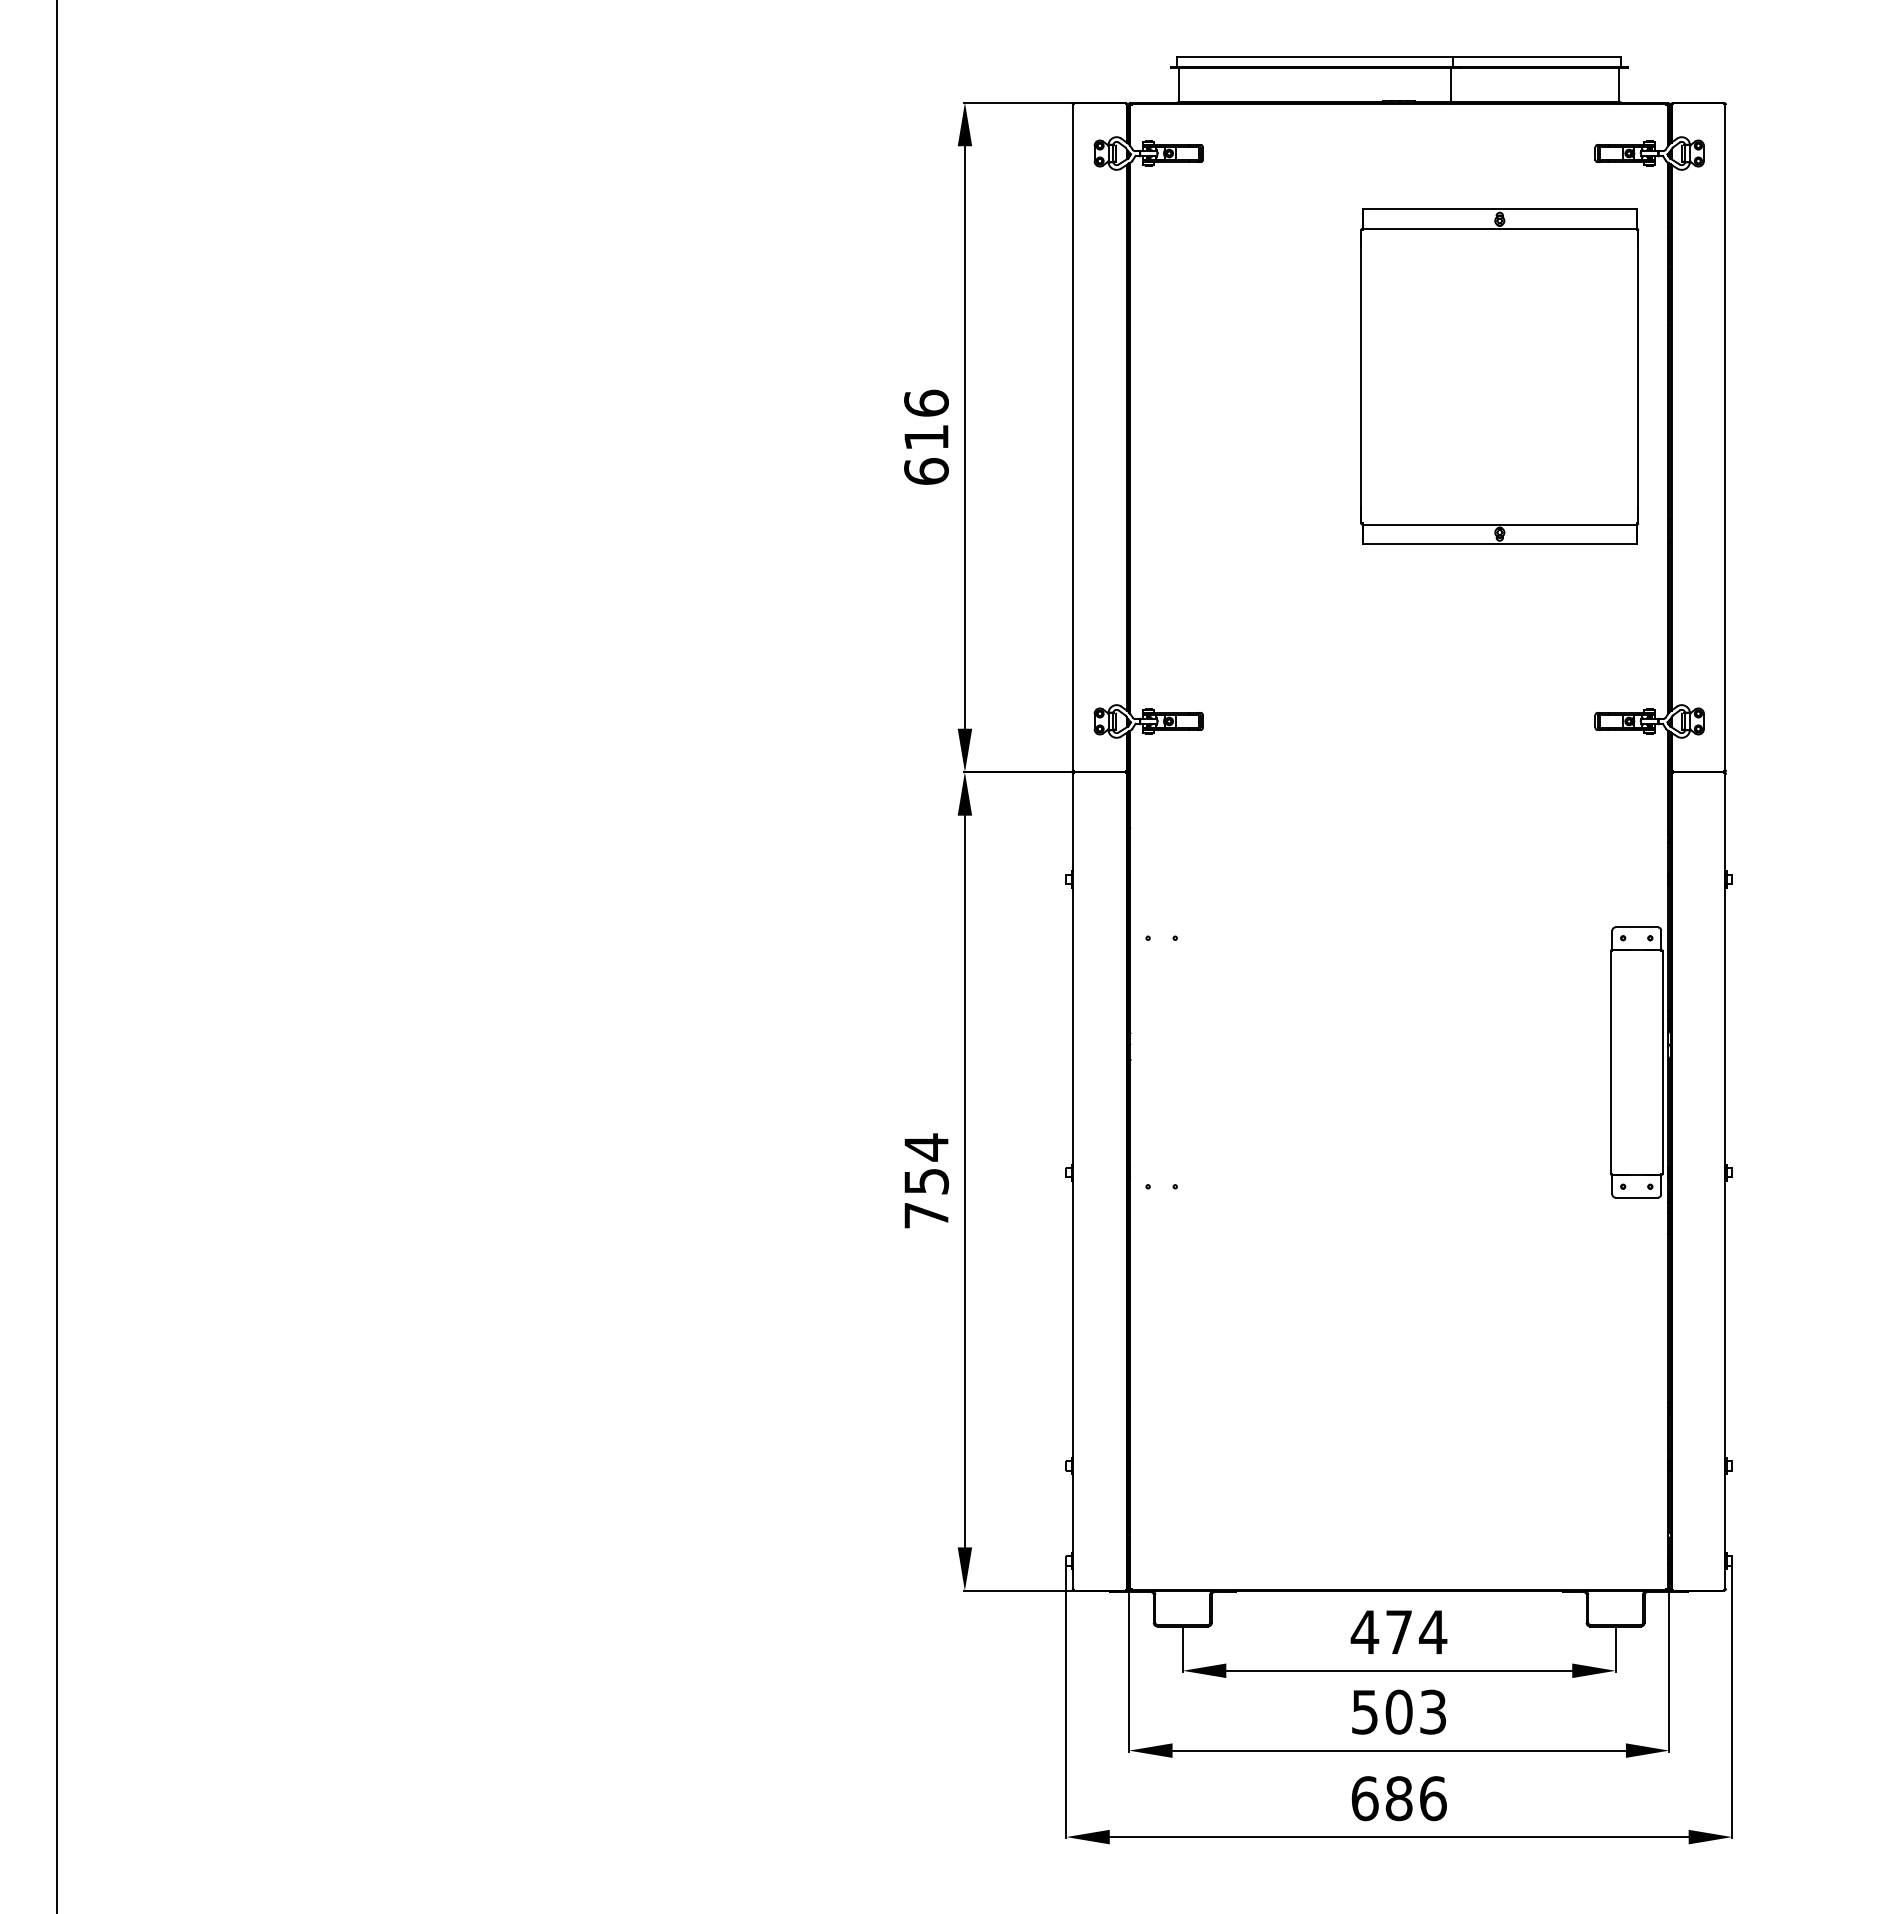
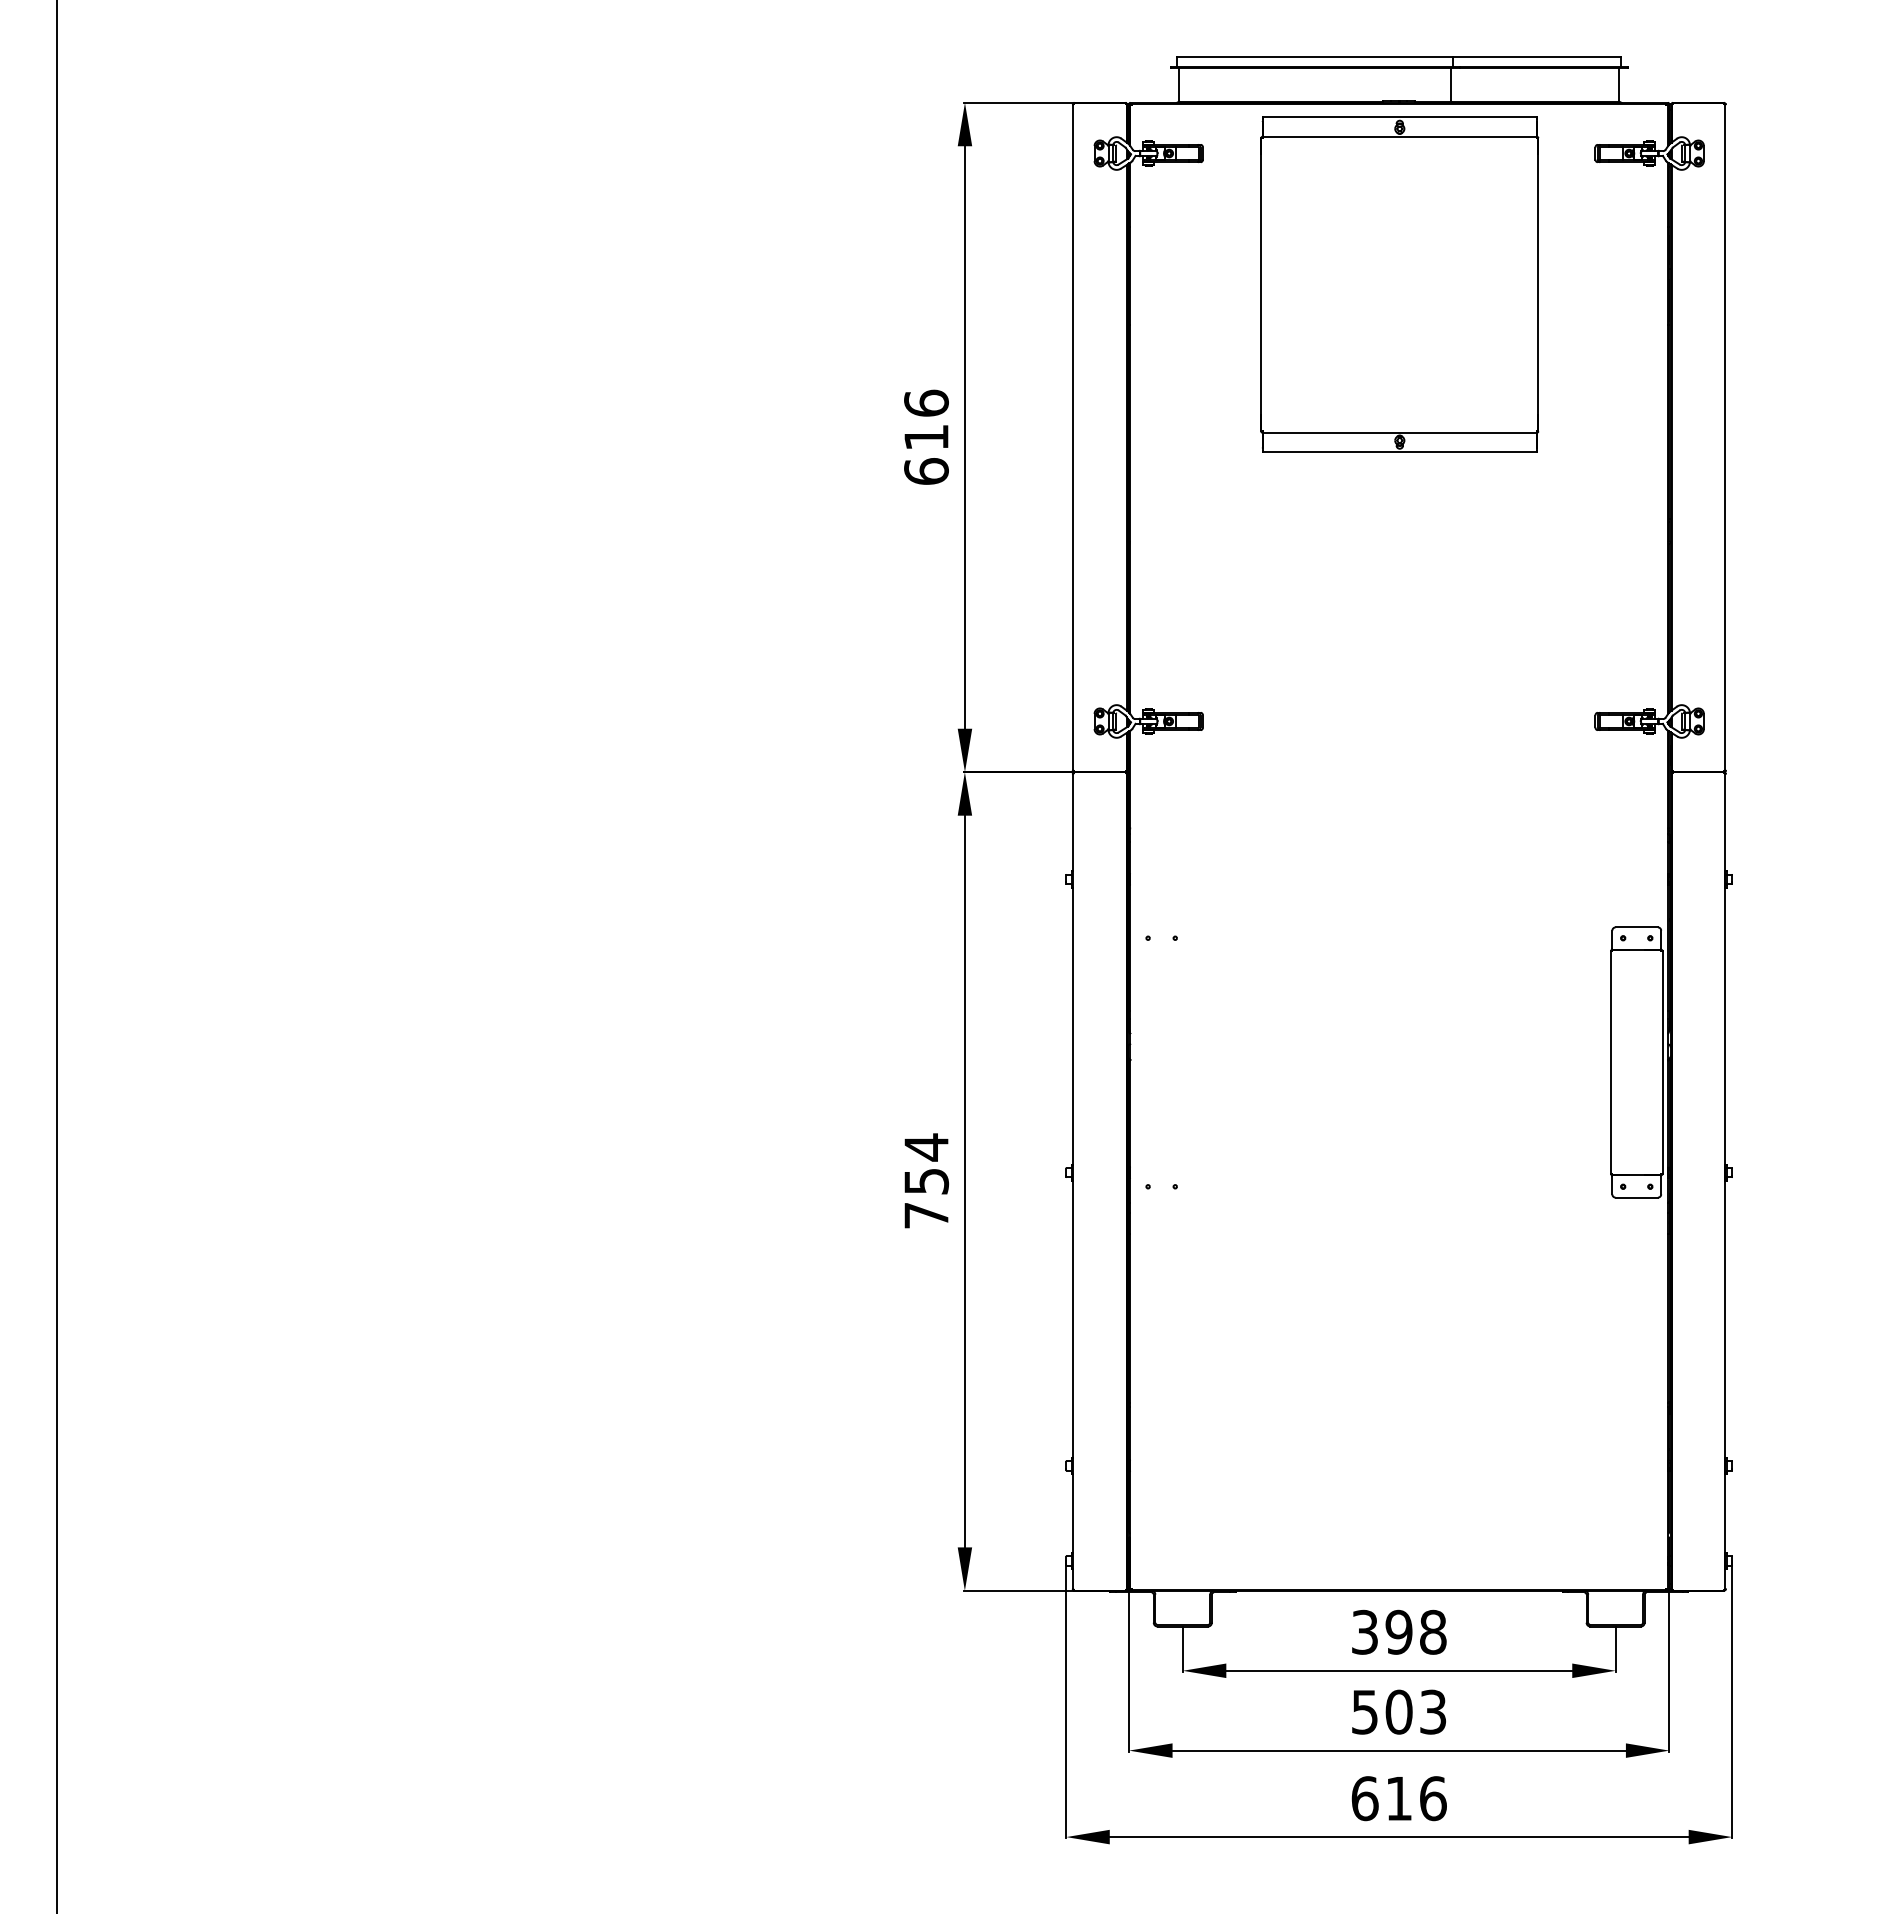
part position: (1499, 376) -> (1399, 284) (1399, 284)
text: 474 -> 398 (1398, 1631)
text: 686 -> 616 (1398, 1798)
